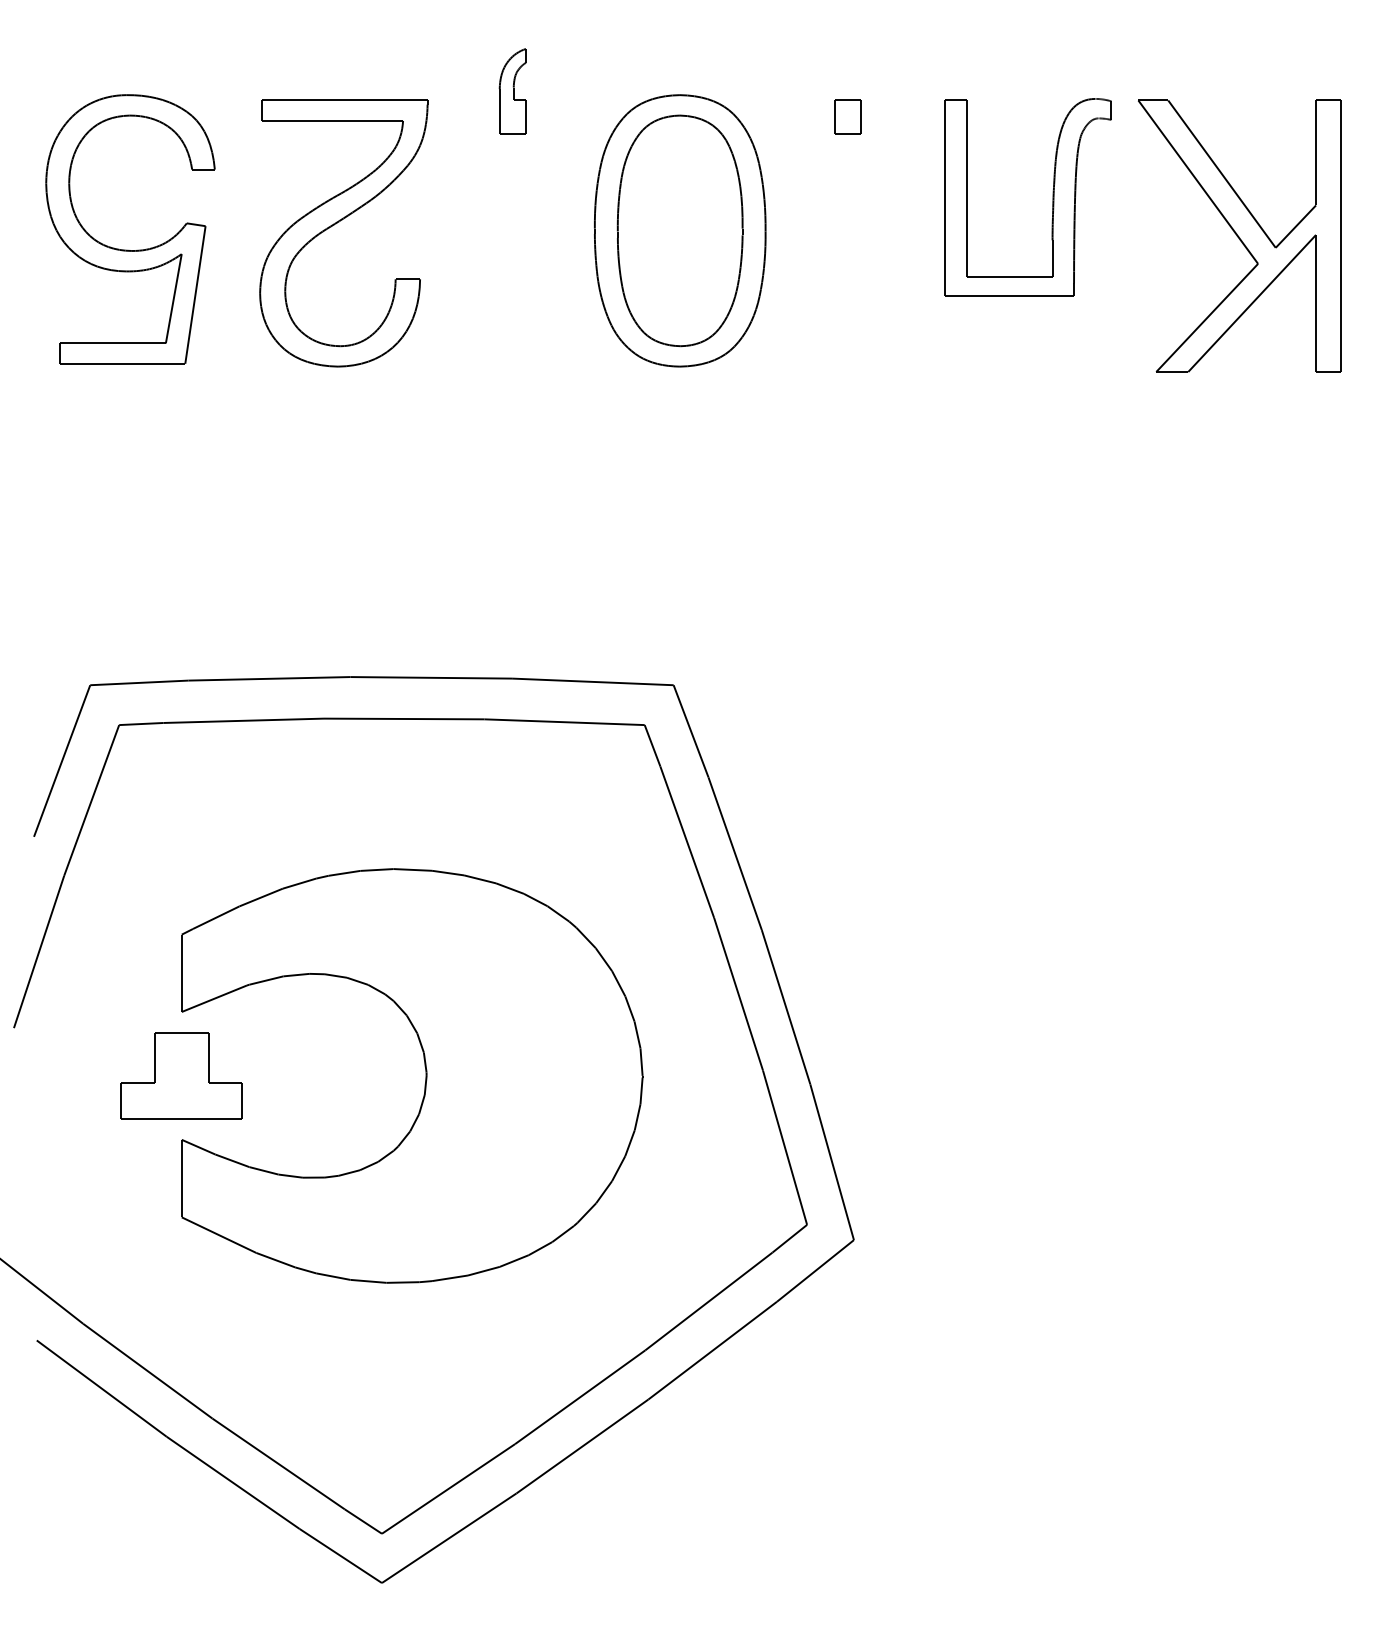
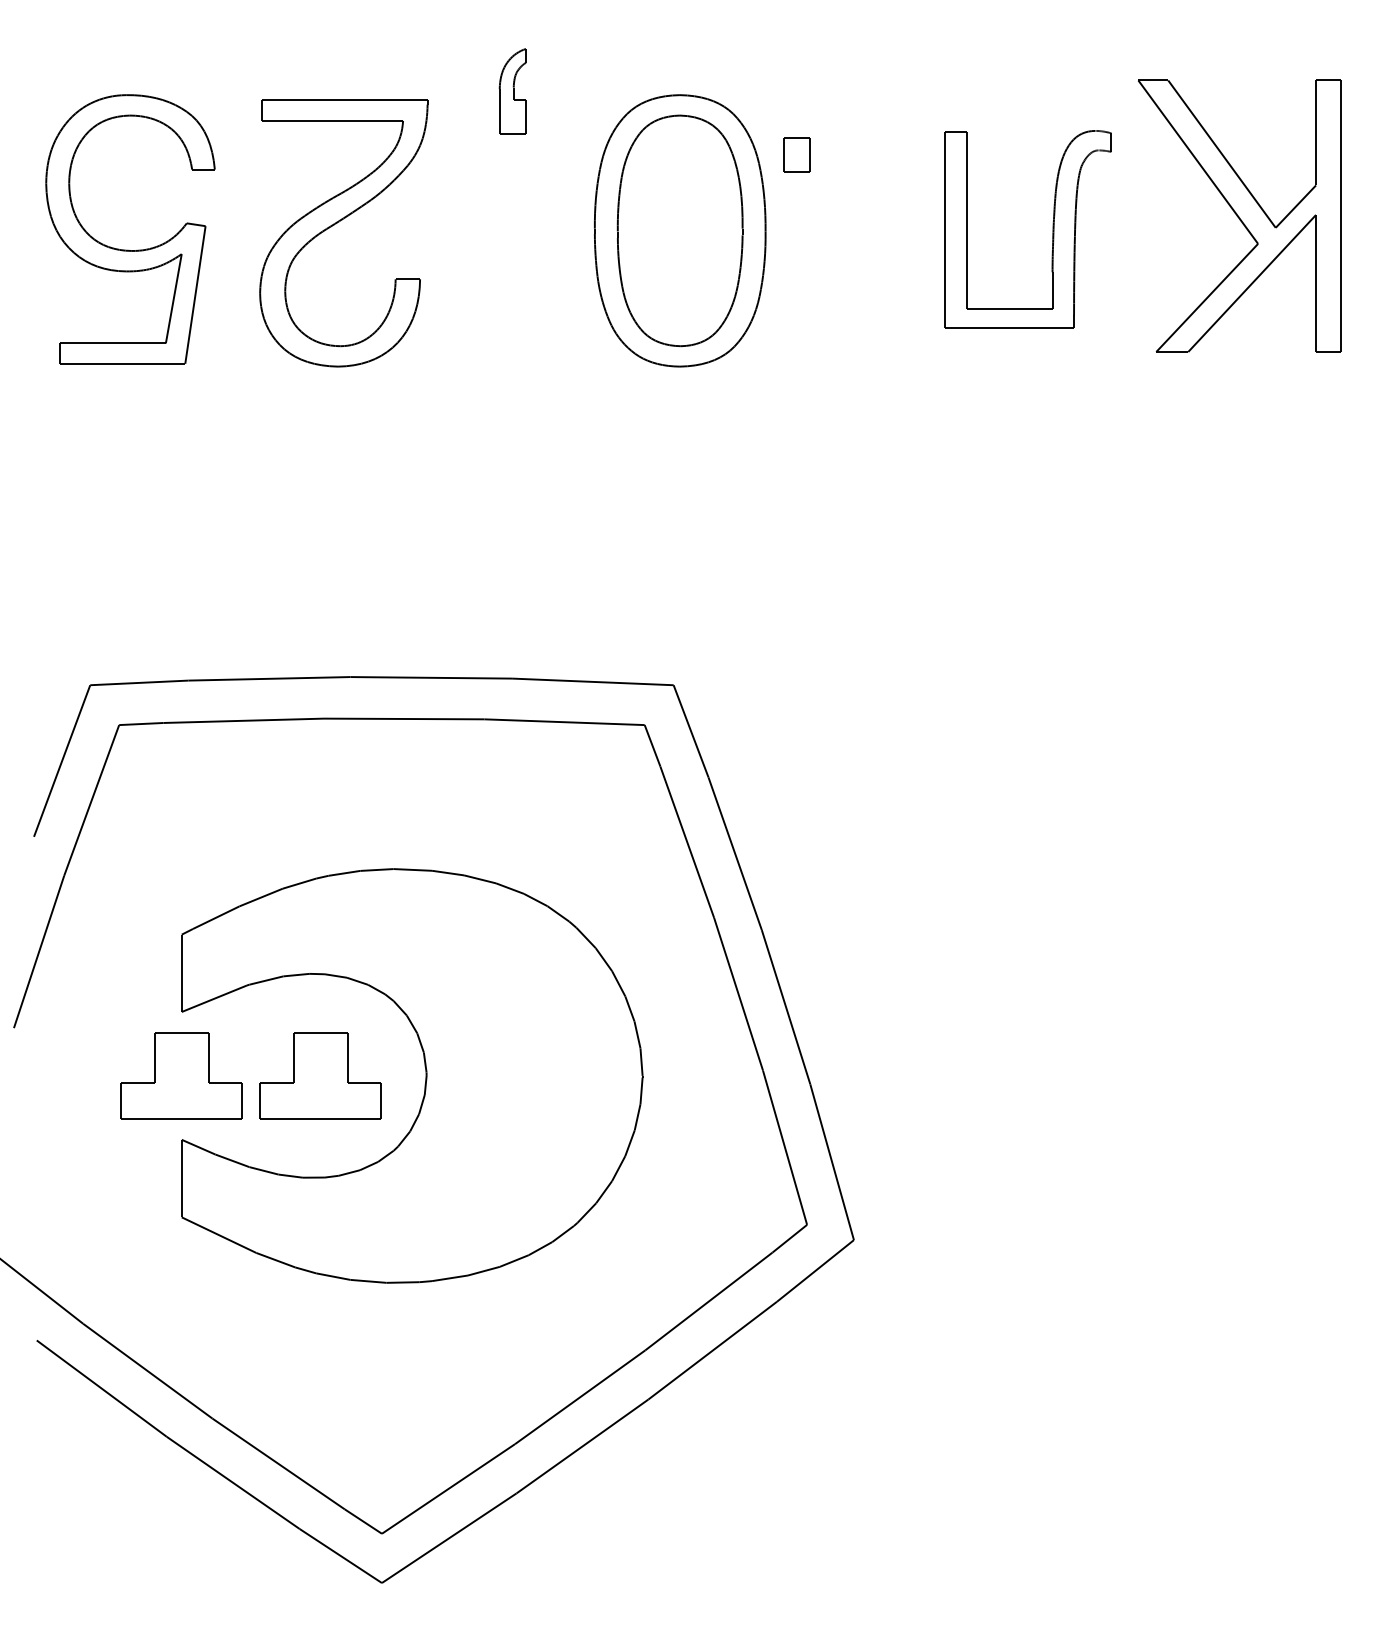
part position: (847, 116) -> (796, 154) (796, 154)
part position: (1052, 197) -> (1052, 229) (1052, 229)
part position: (1239, 235) -> (1239, 215) (1239, 215)
part: none -> present (320, 1075)
